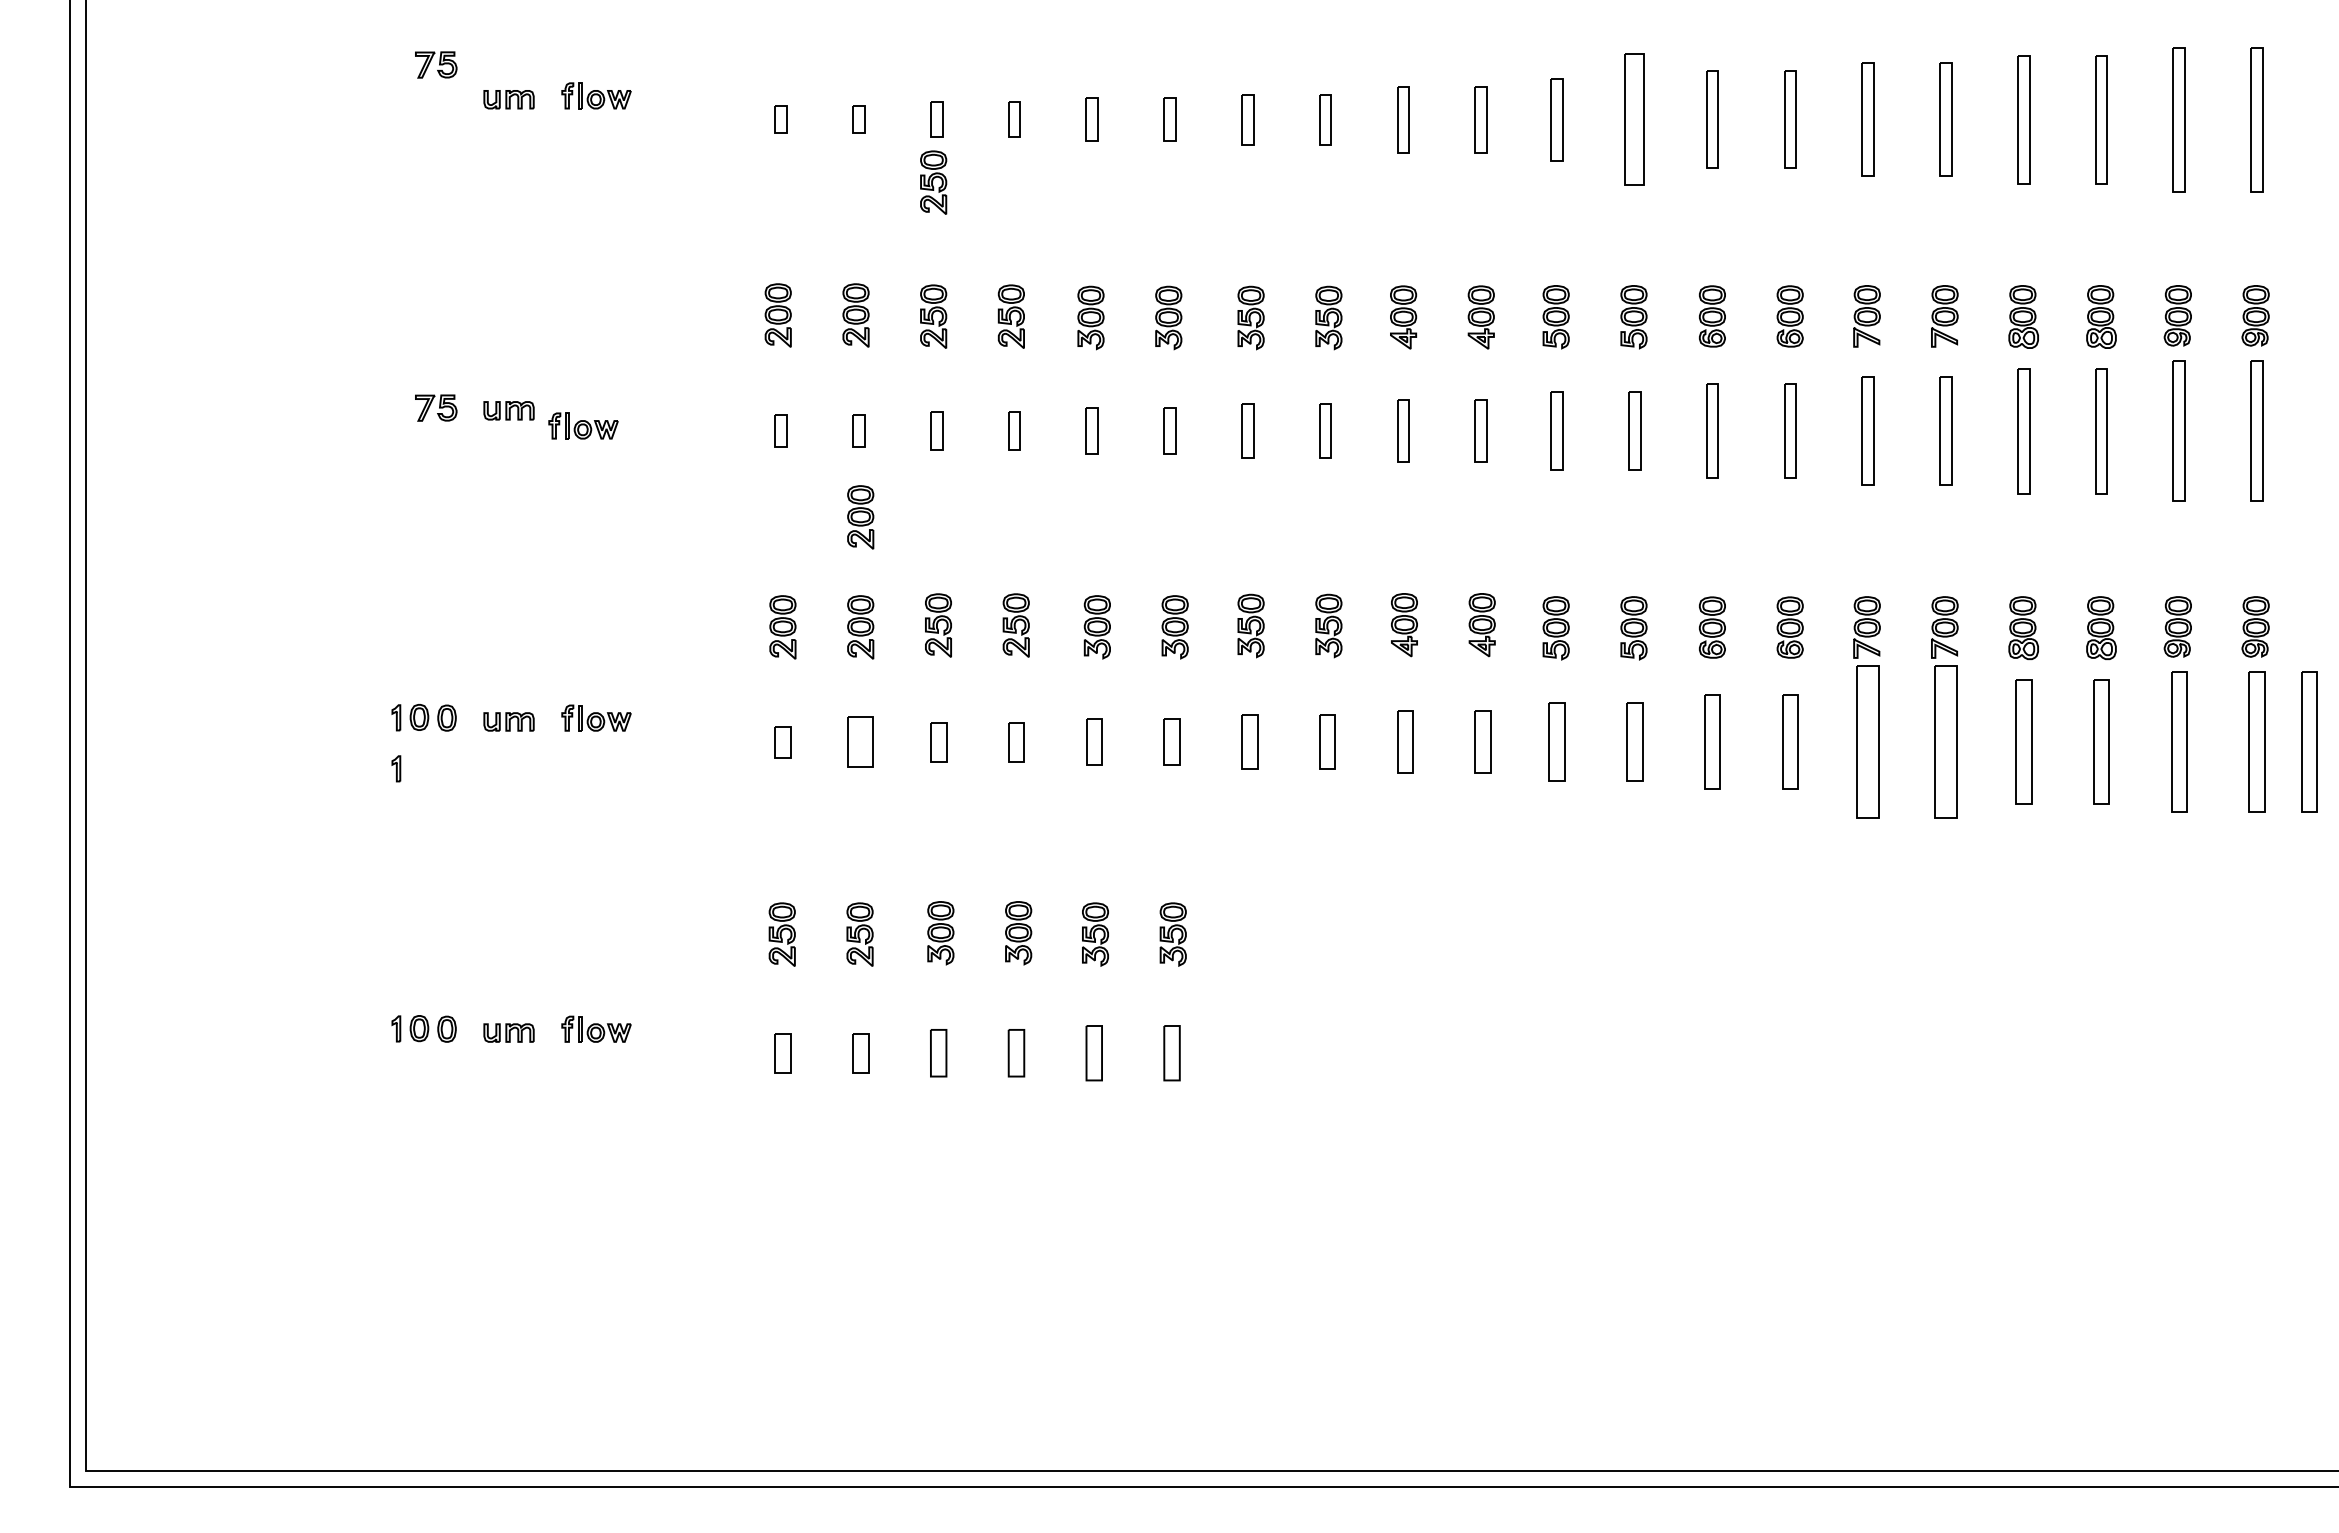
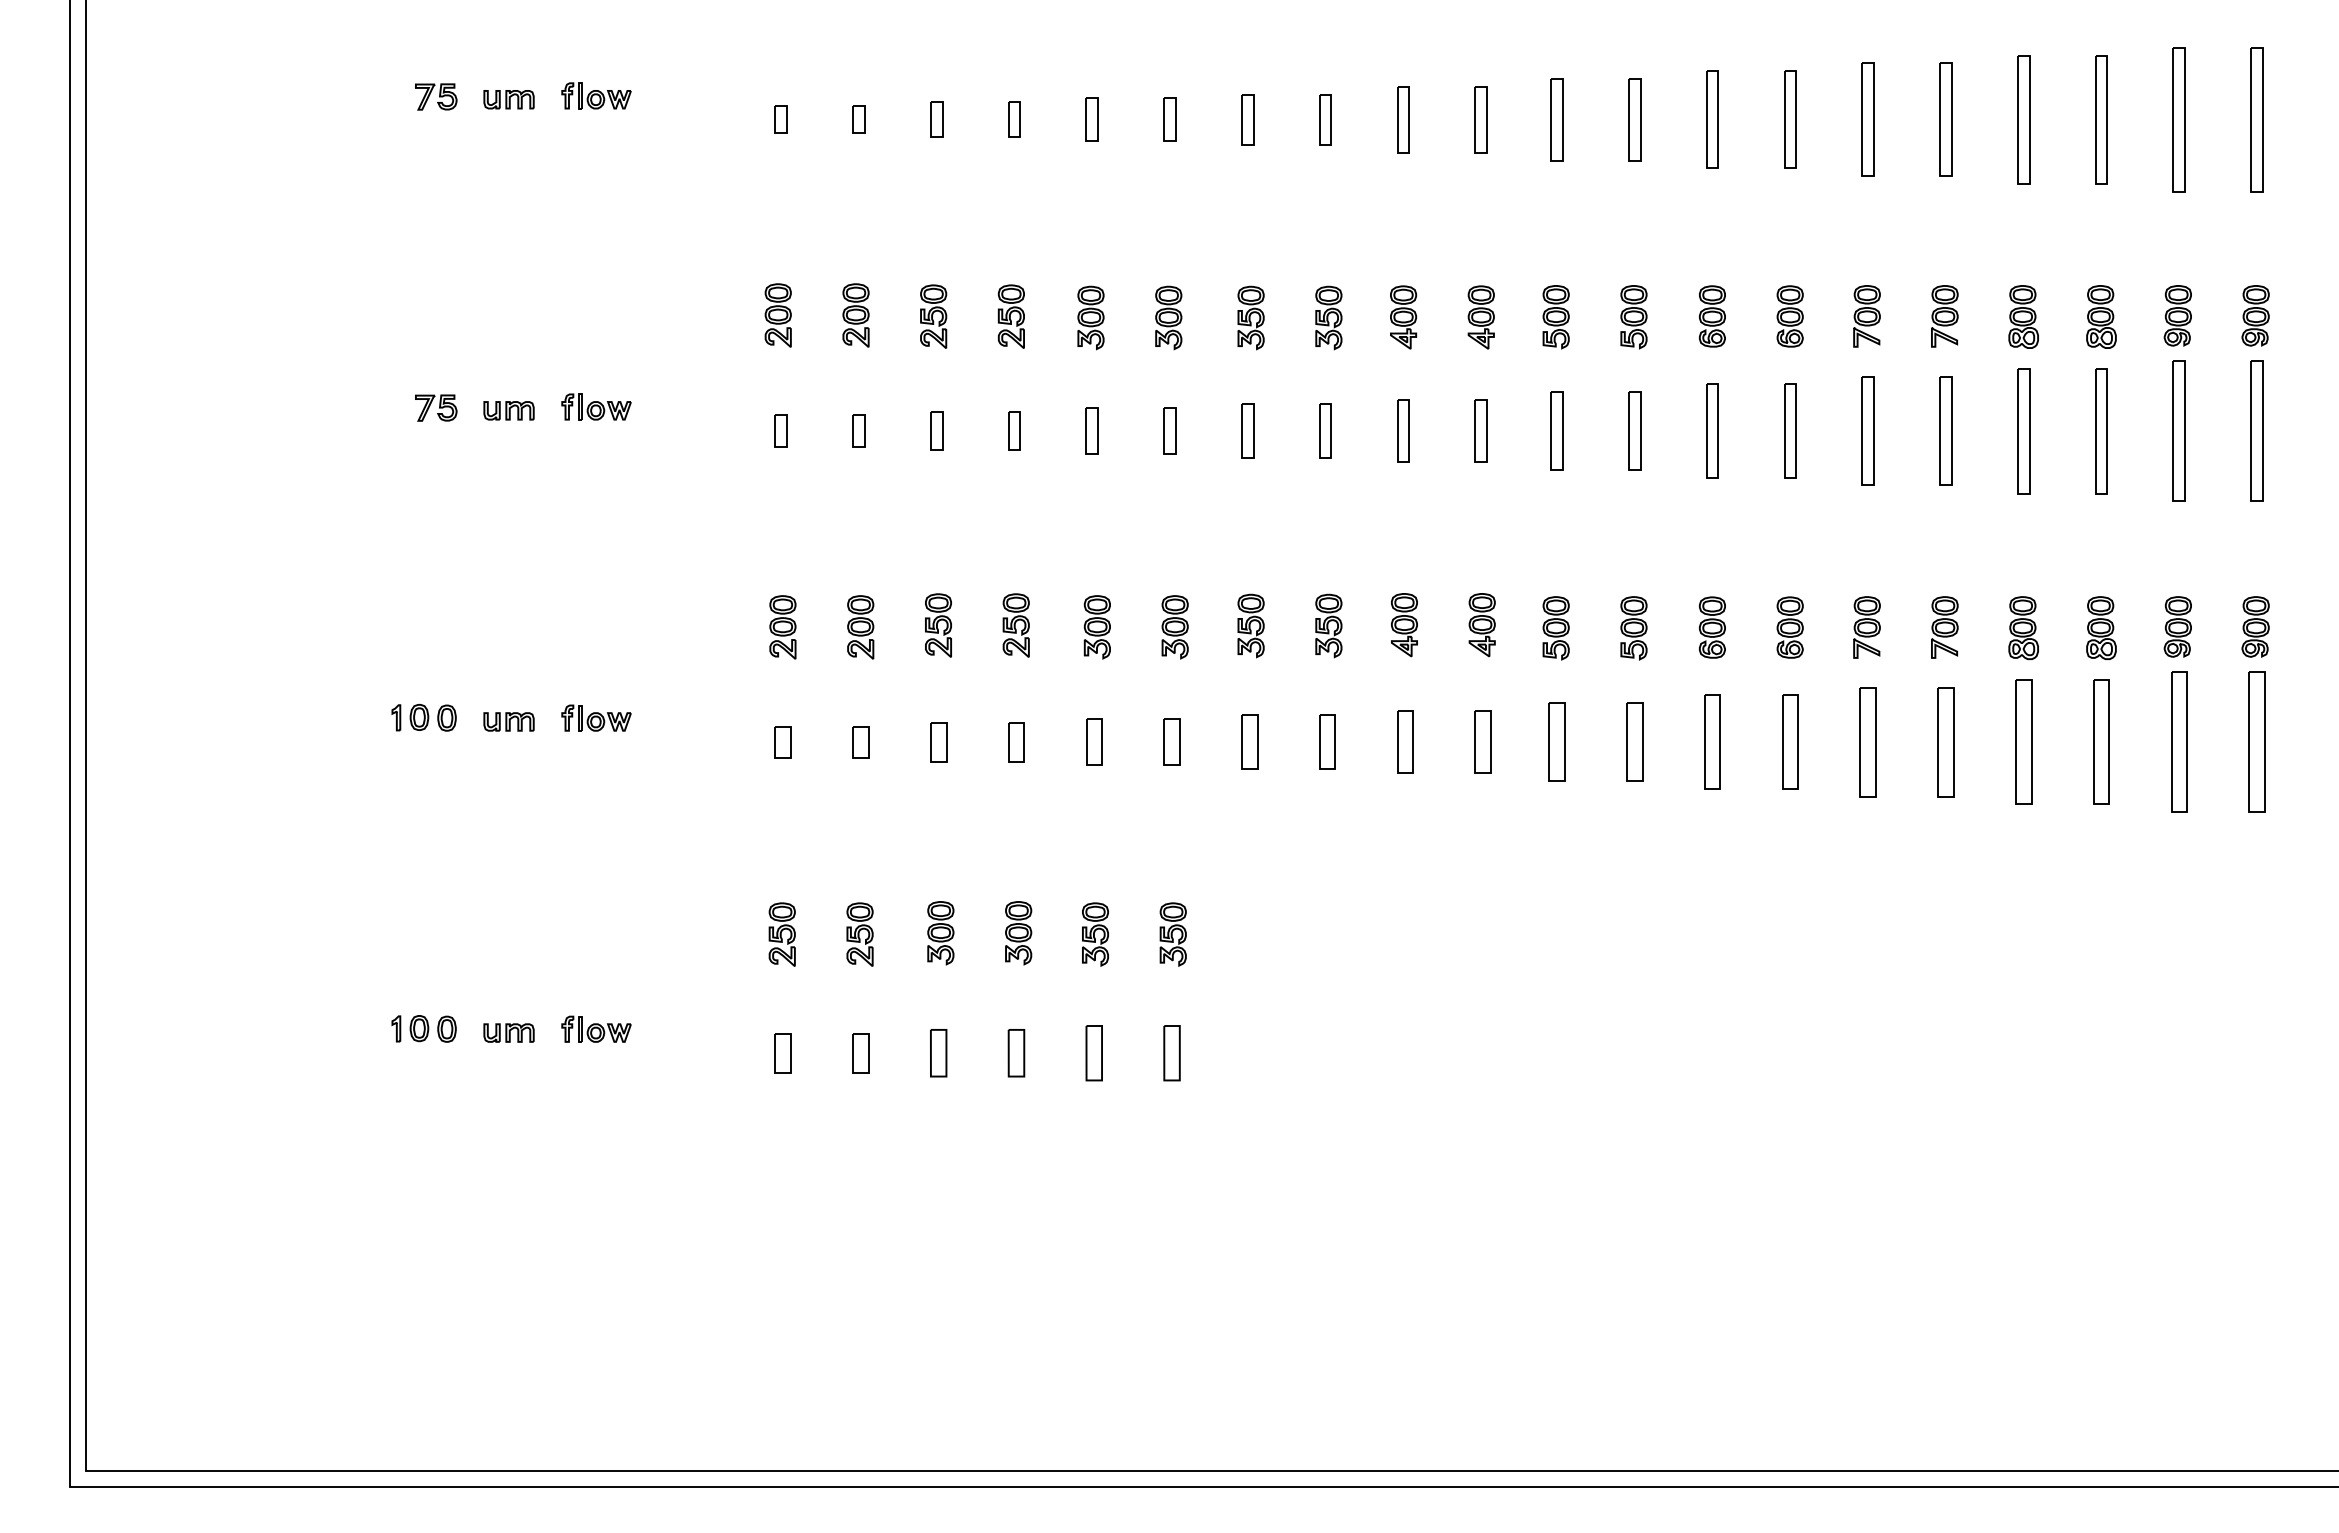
part position: (436, 64) -> (436, 96) (436, 96)
part size: 21x133 px -> 14x84 px (1634, 119)
part: present -> none (933, 182)
part position: (583, 425) -> (596, 406) (596, 406)
part: present -> none (860, 517)
part size: 27x52 px -> 18x33 px (860, 742)
part size: 24x154 px -> 18x111 px (1867, 742)
part size: 24x154 px -> 18x111 px (1945, 742)
part: present -> none (2309, 741)
part: present -> none (396, 768)
